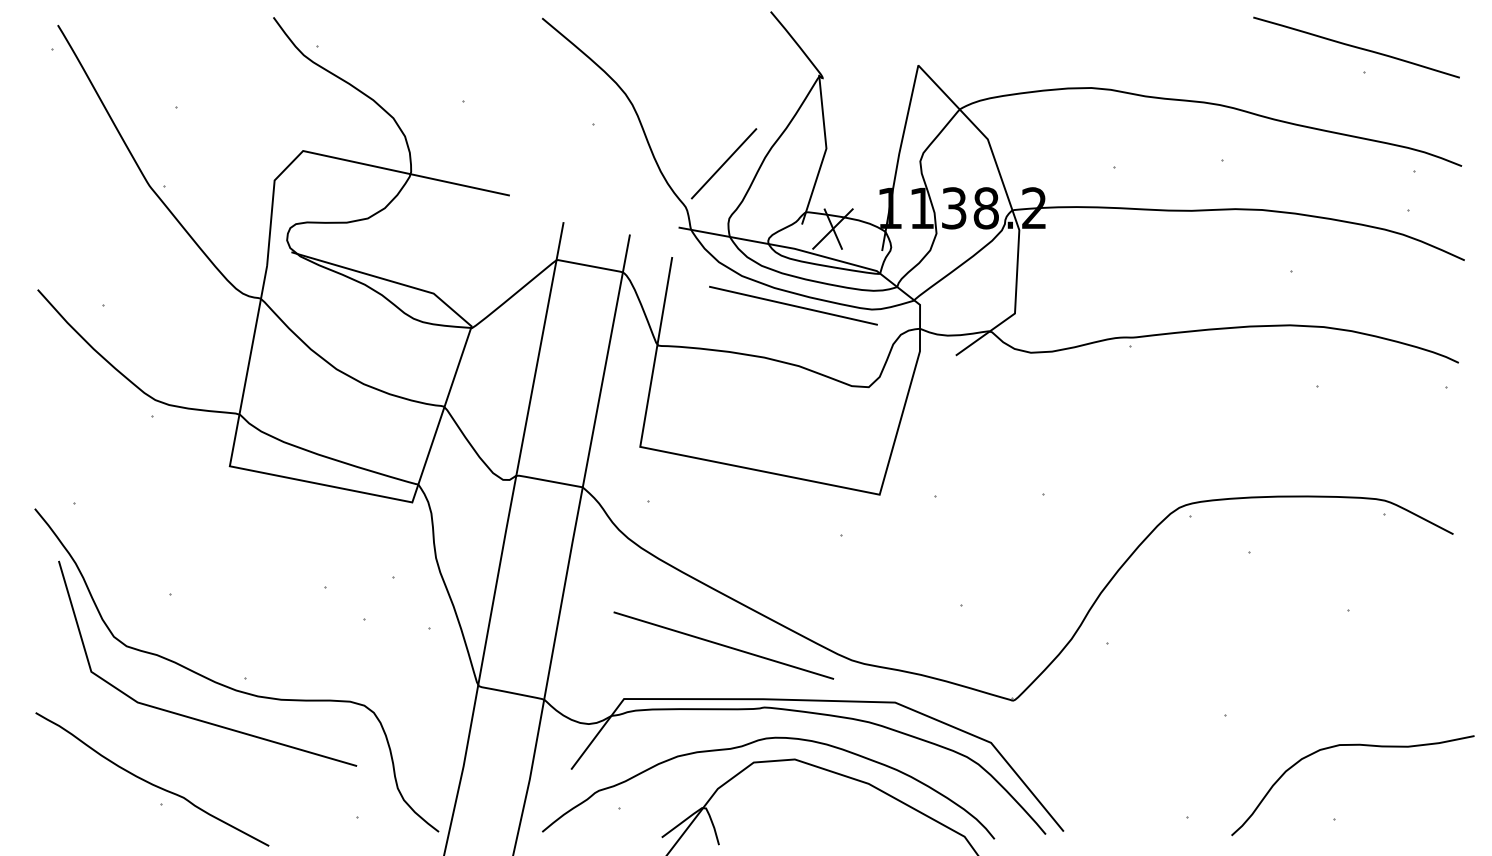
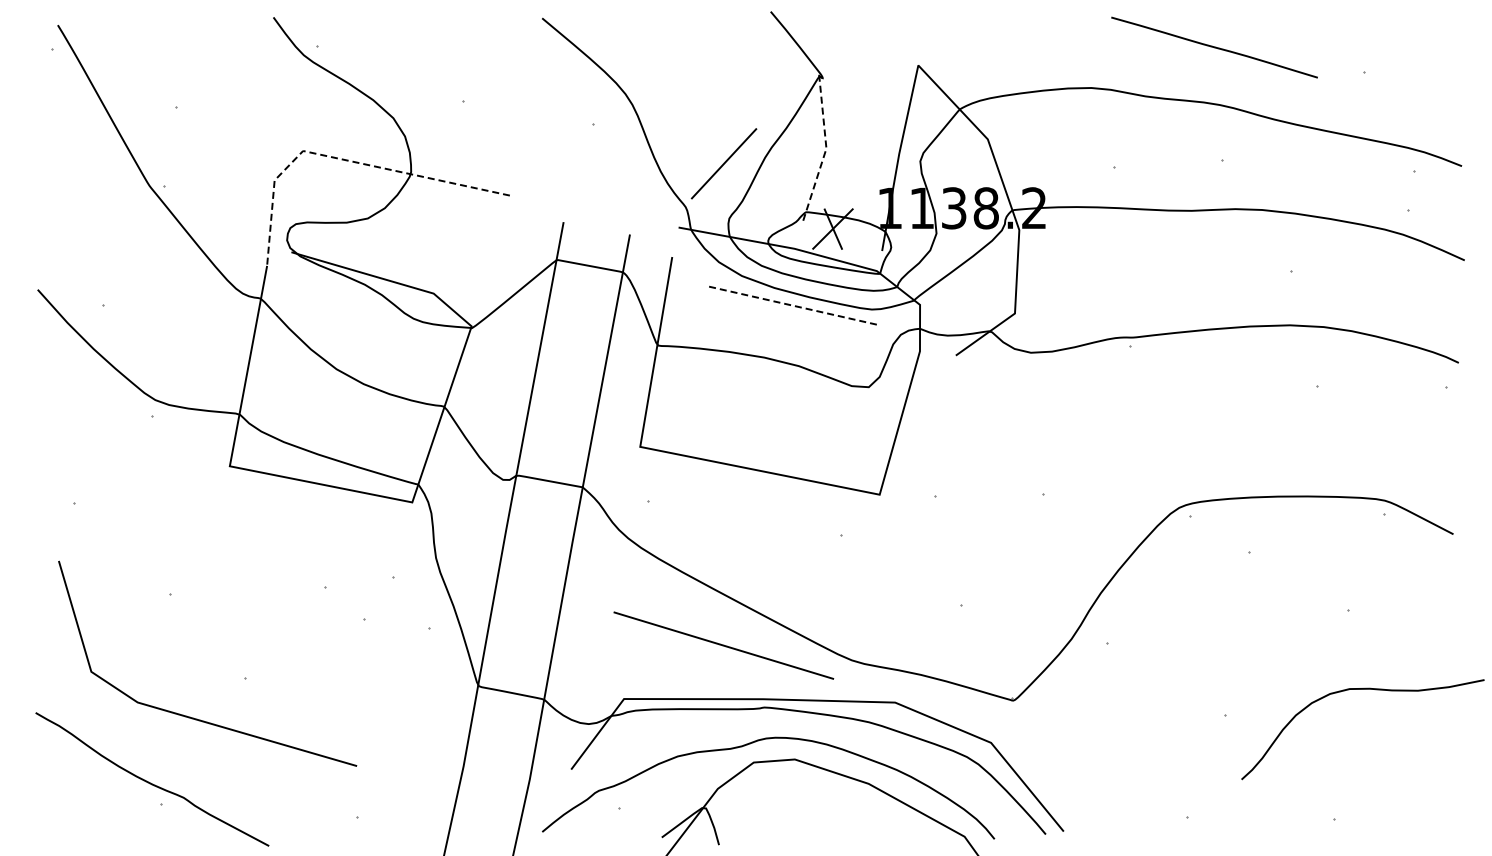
line position: (1356, 47) -> (1214, 47) (1214, 47)
line: solid -> dashed (825, 150)
line: solid -> dashed (343, 159)
line: solid -> dashed (793, 305)
curve: present -> none (229, 686)
curve position: (1352, 745) -> (1362, 689) (1362, 689)
